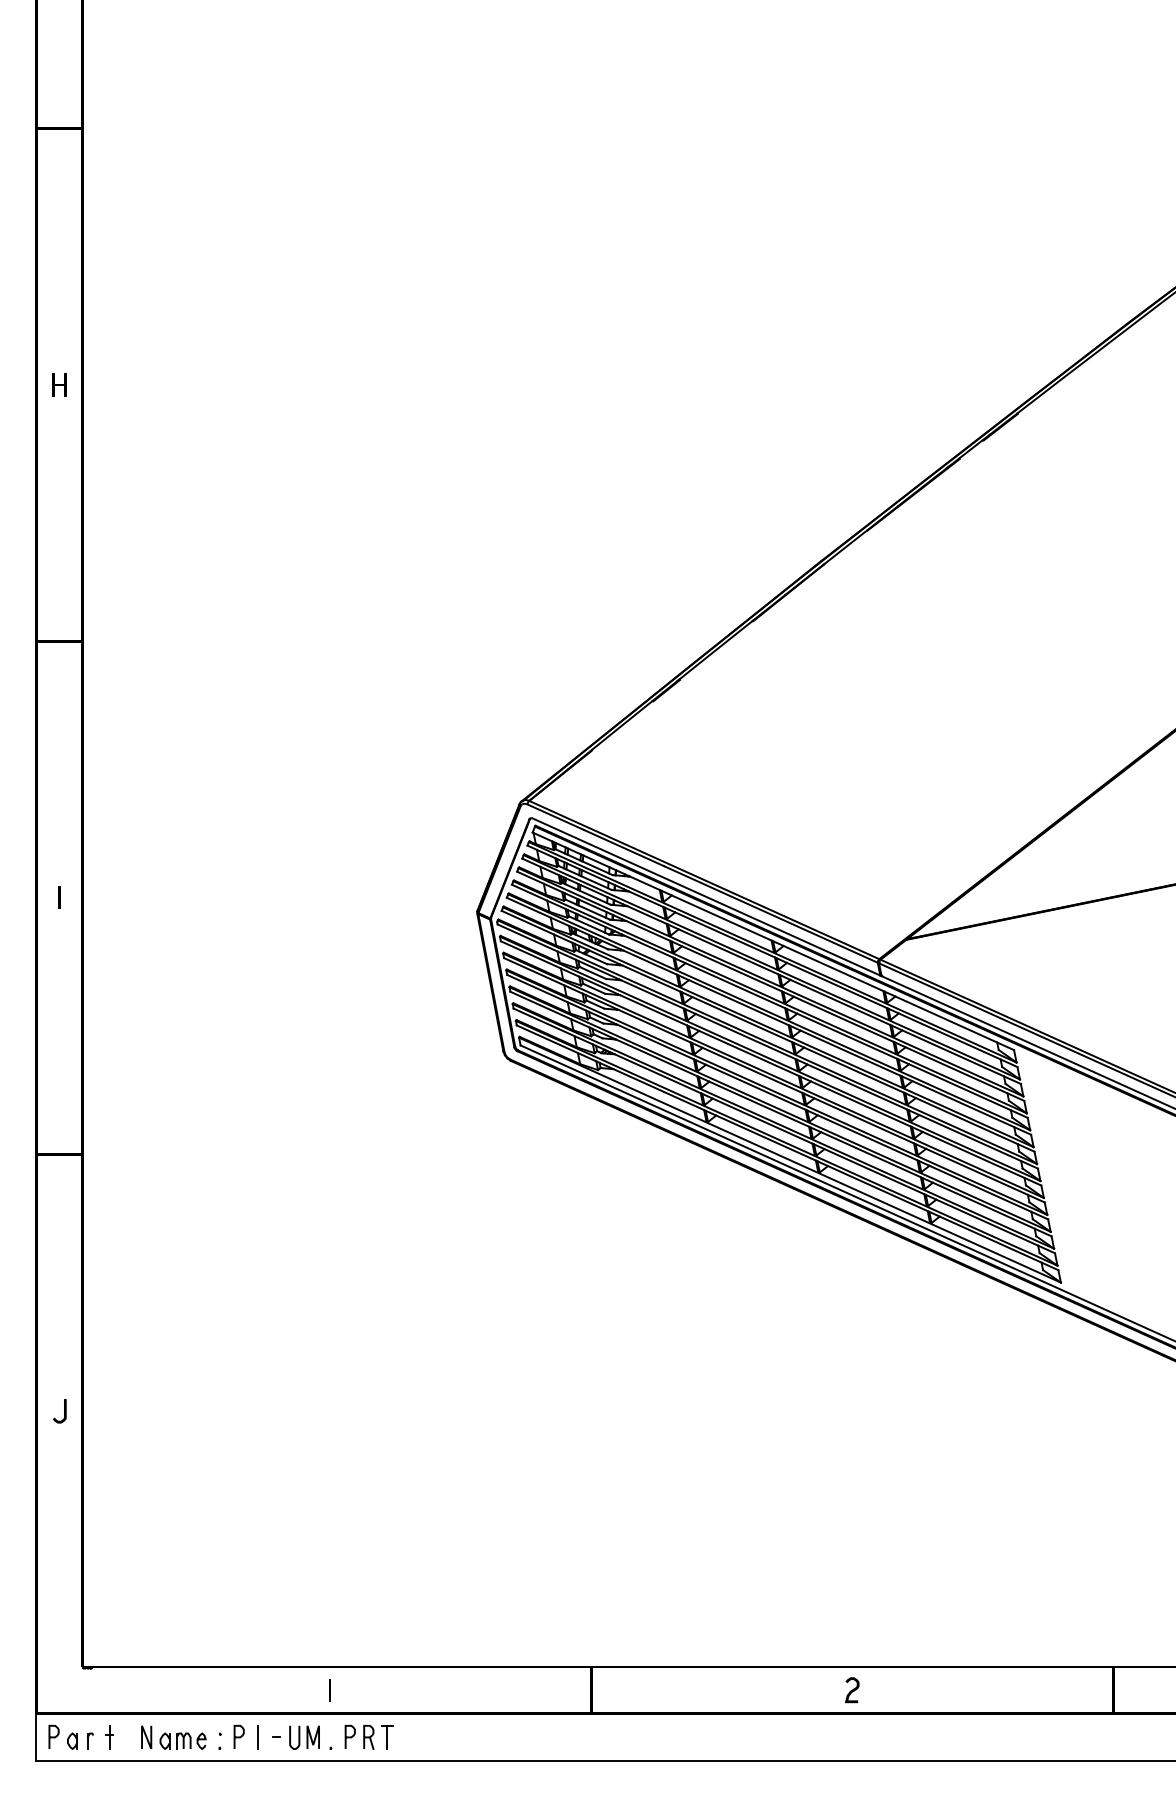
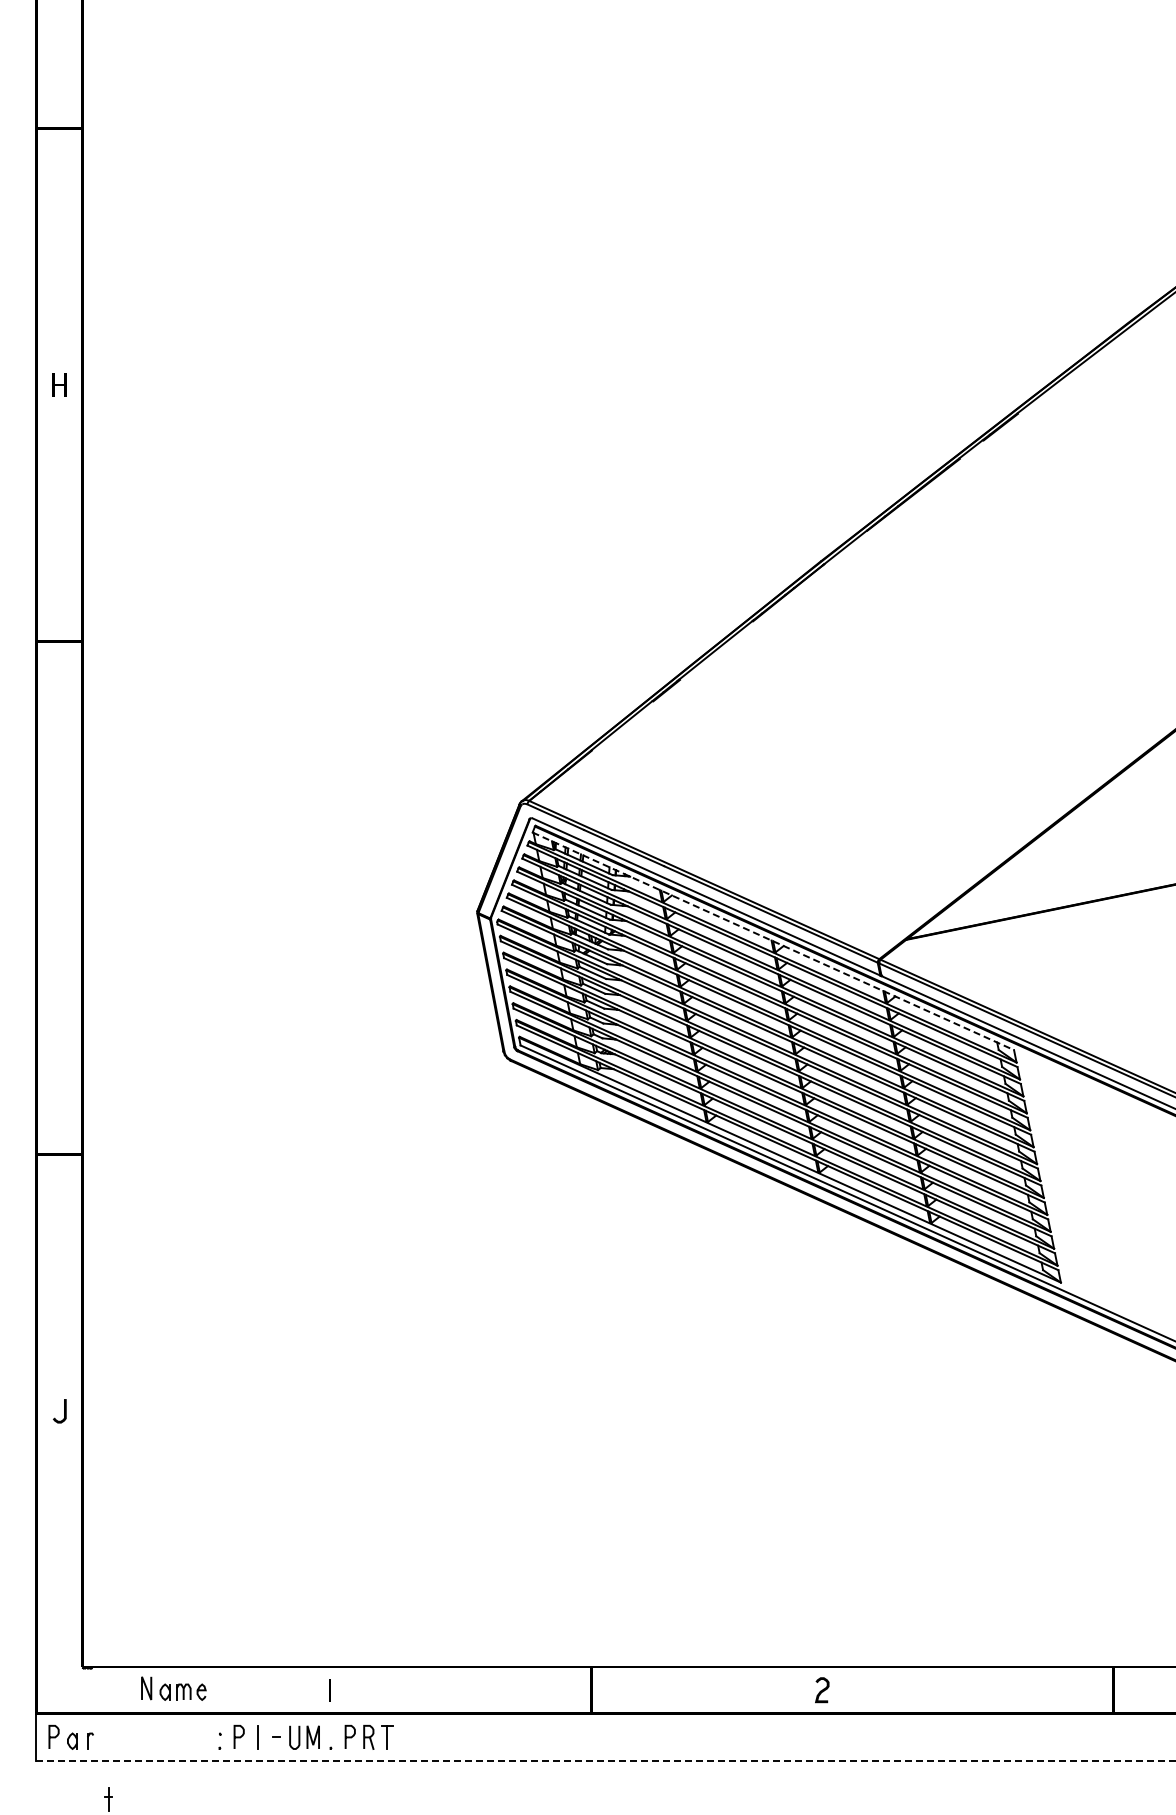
line: present -> none (59, 897)
line: solid -> dashed (773, 941)
curve position: (852, 1690) -> (822, 1690) (822, 1690)
part position: (109, 1737) -> (108, 1799) (108, 1799)
part position: (173, 1737) -> (173, 1688) (173, 1688)
line: solid -> dashed (605, 1760)
